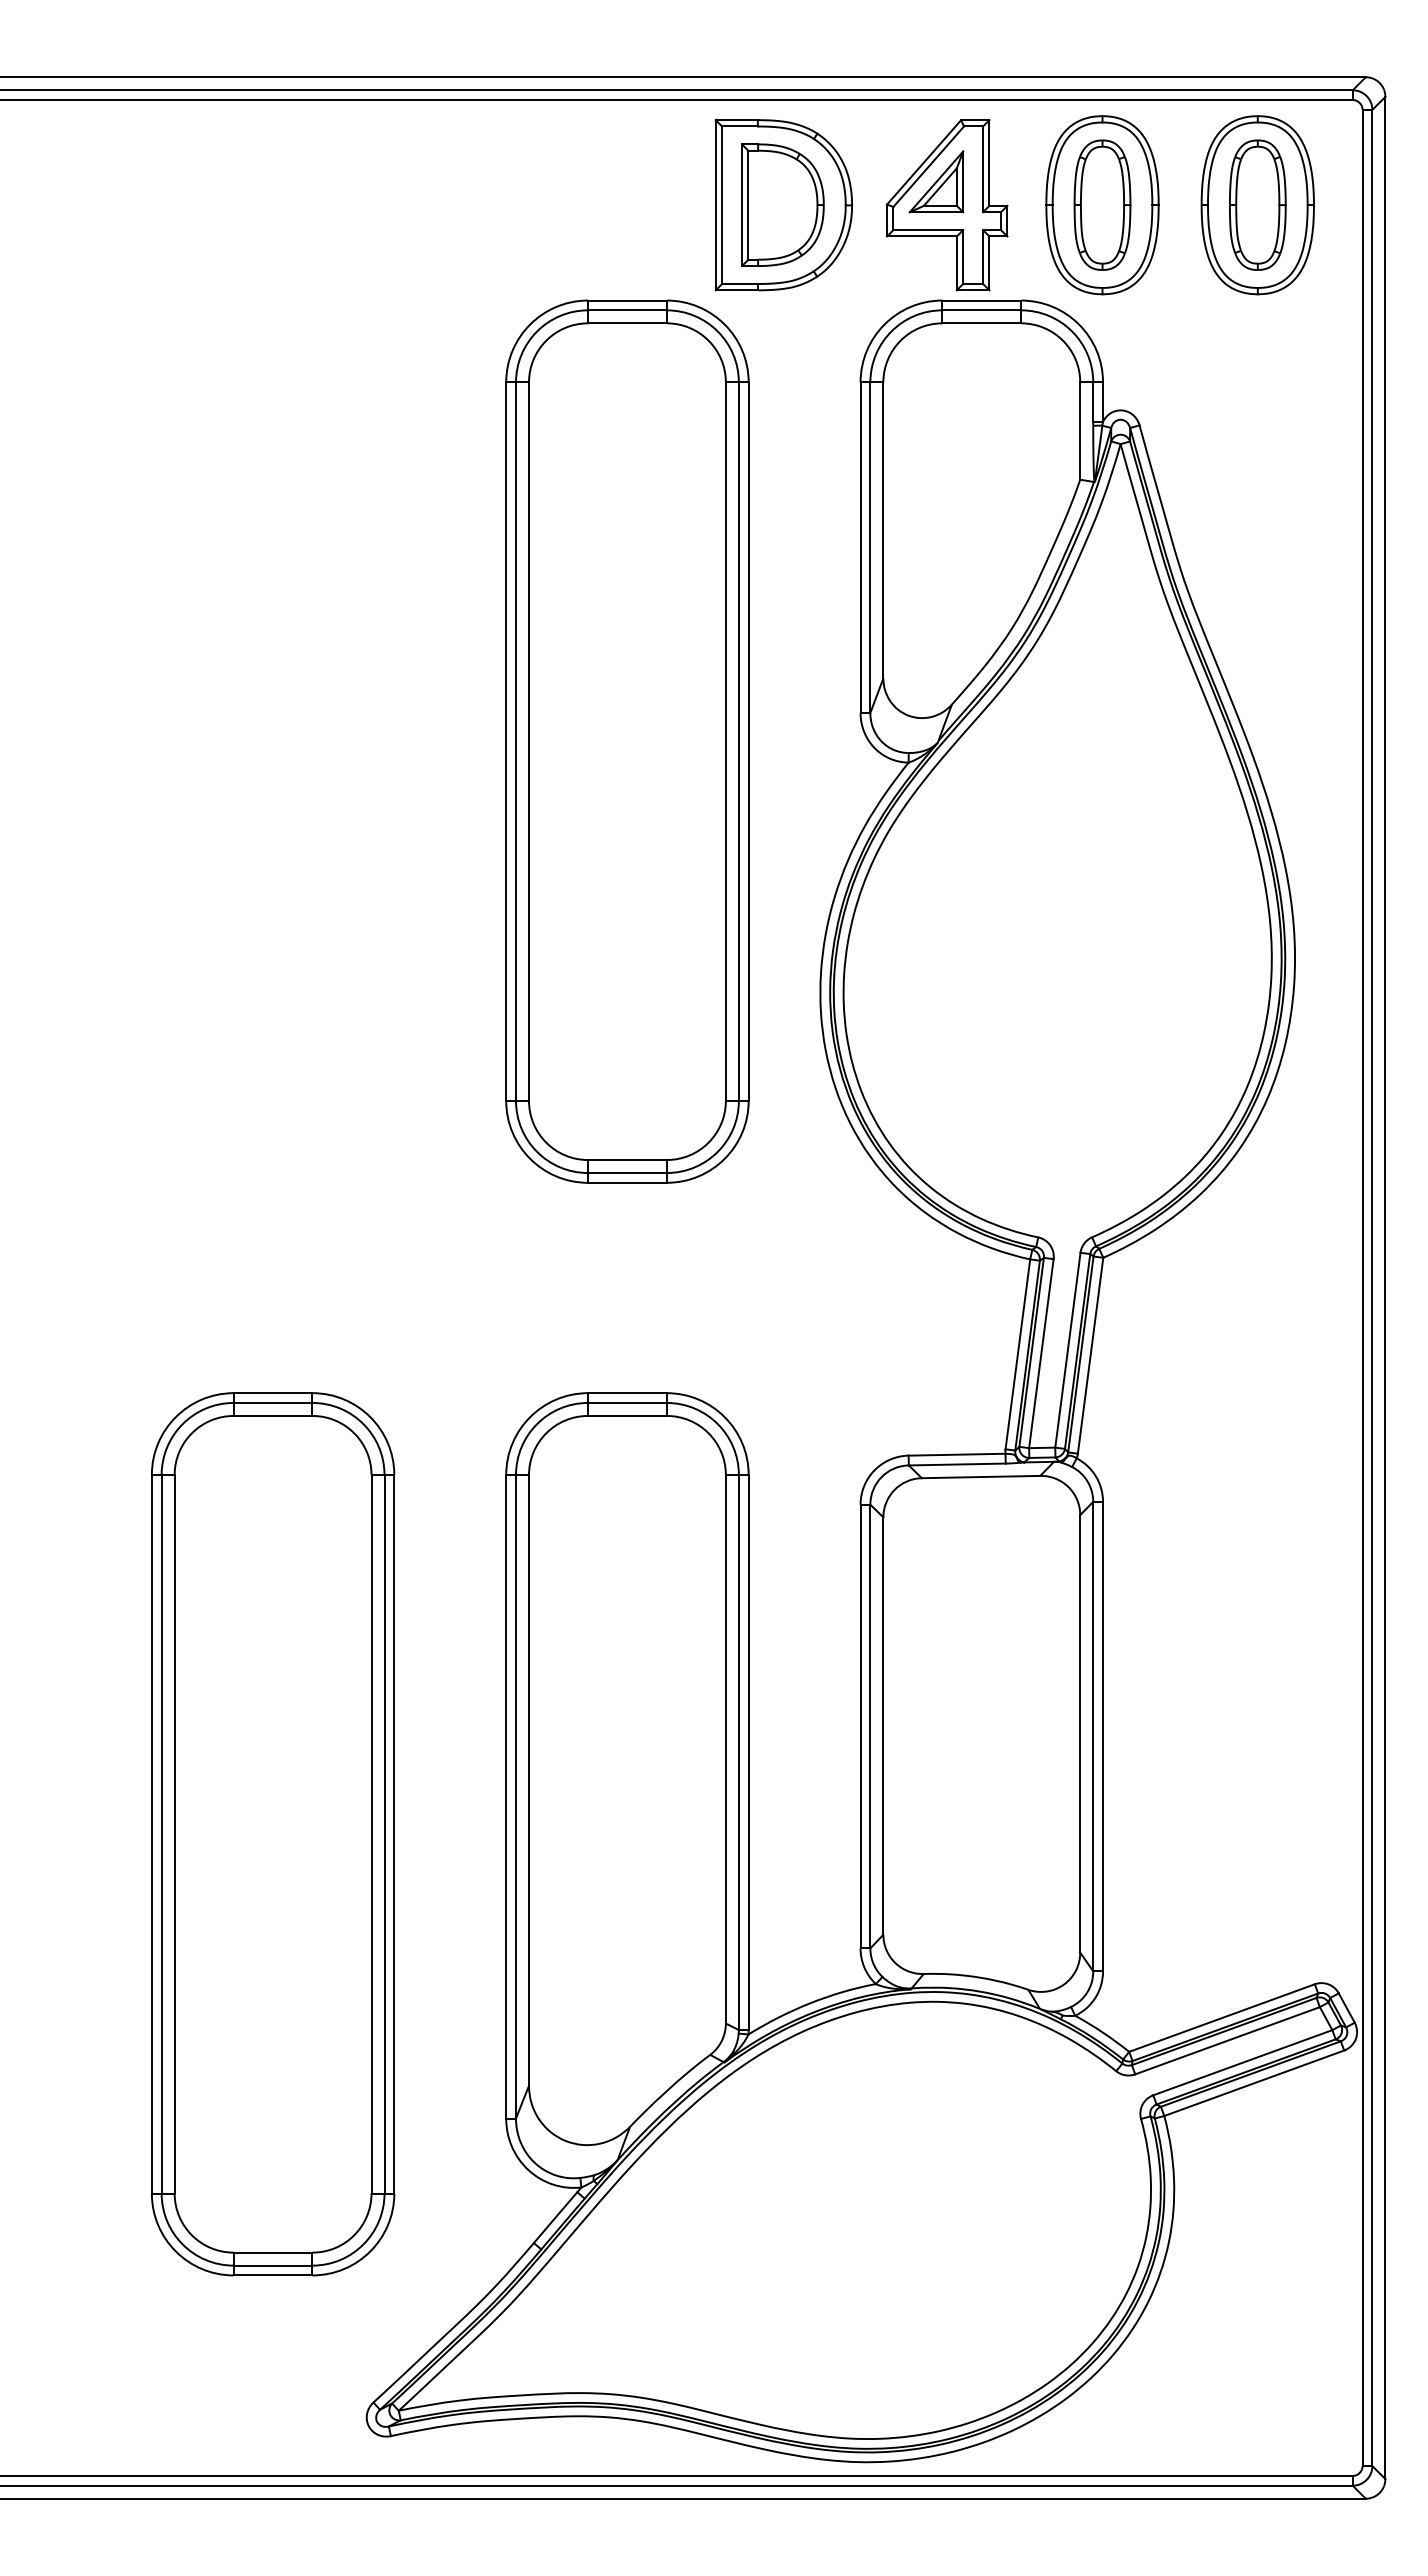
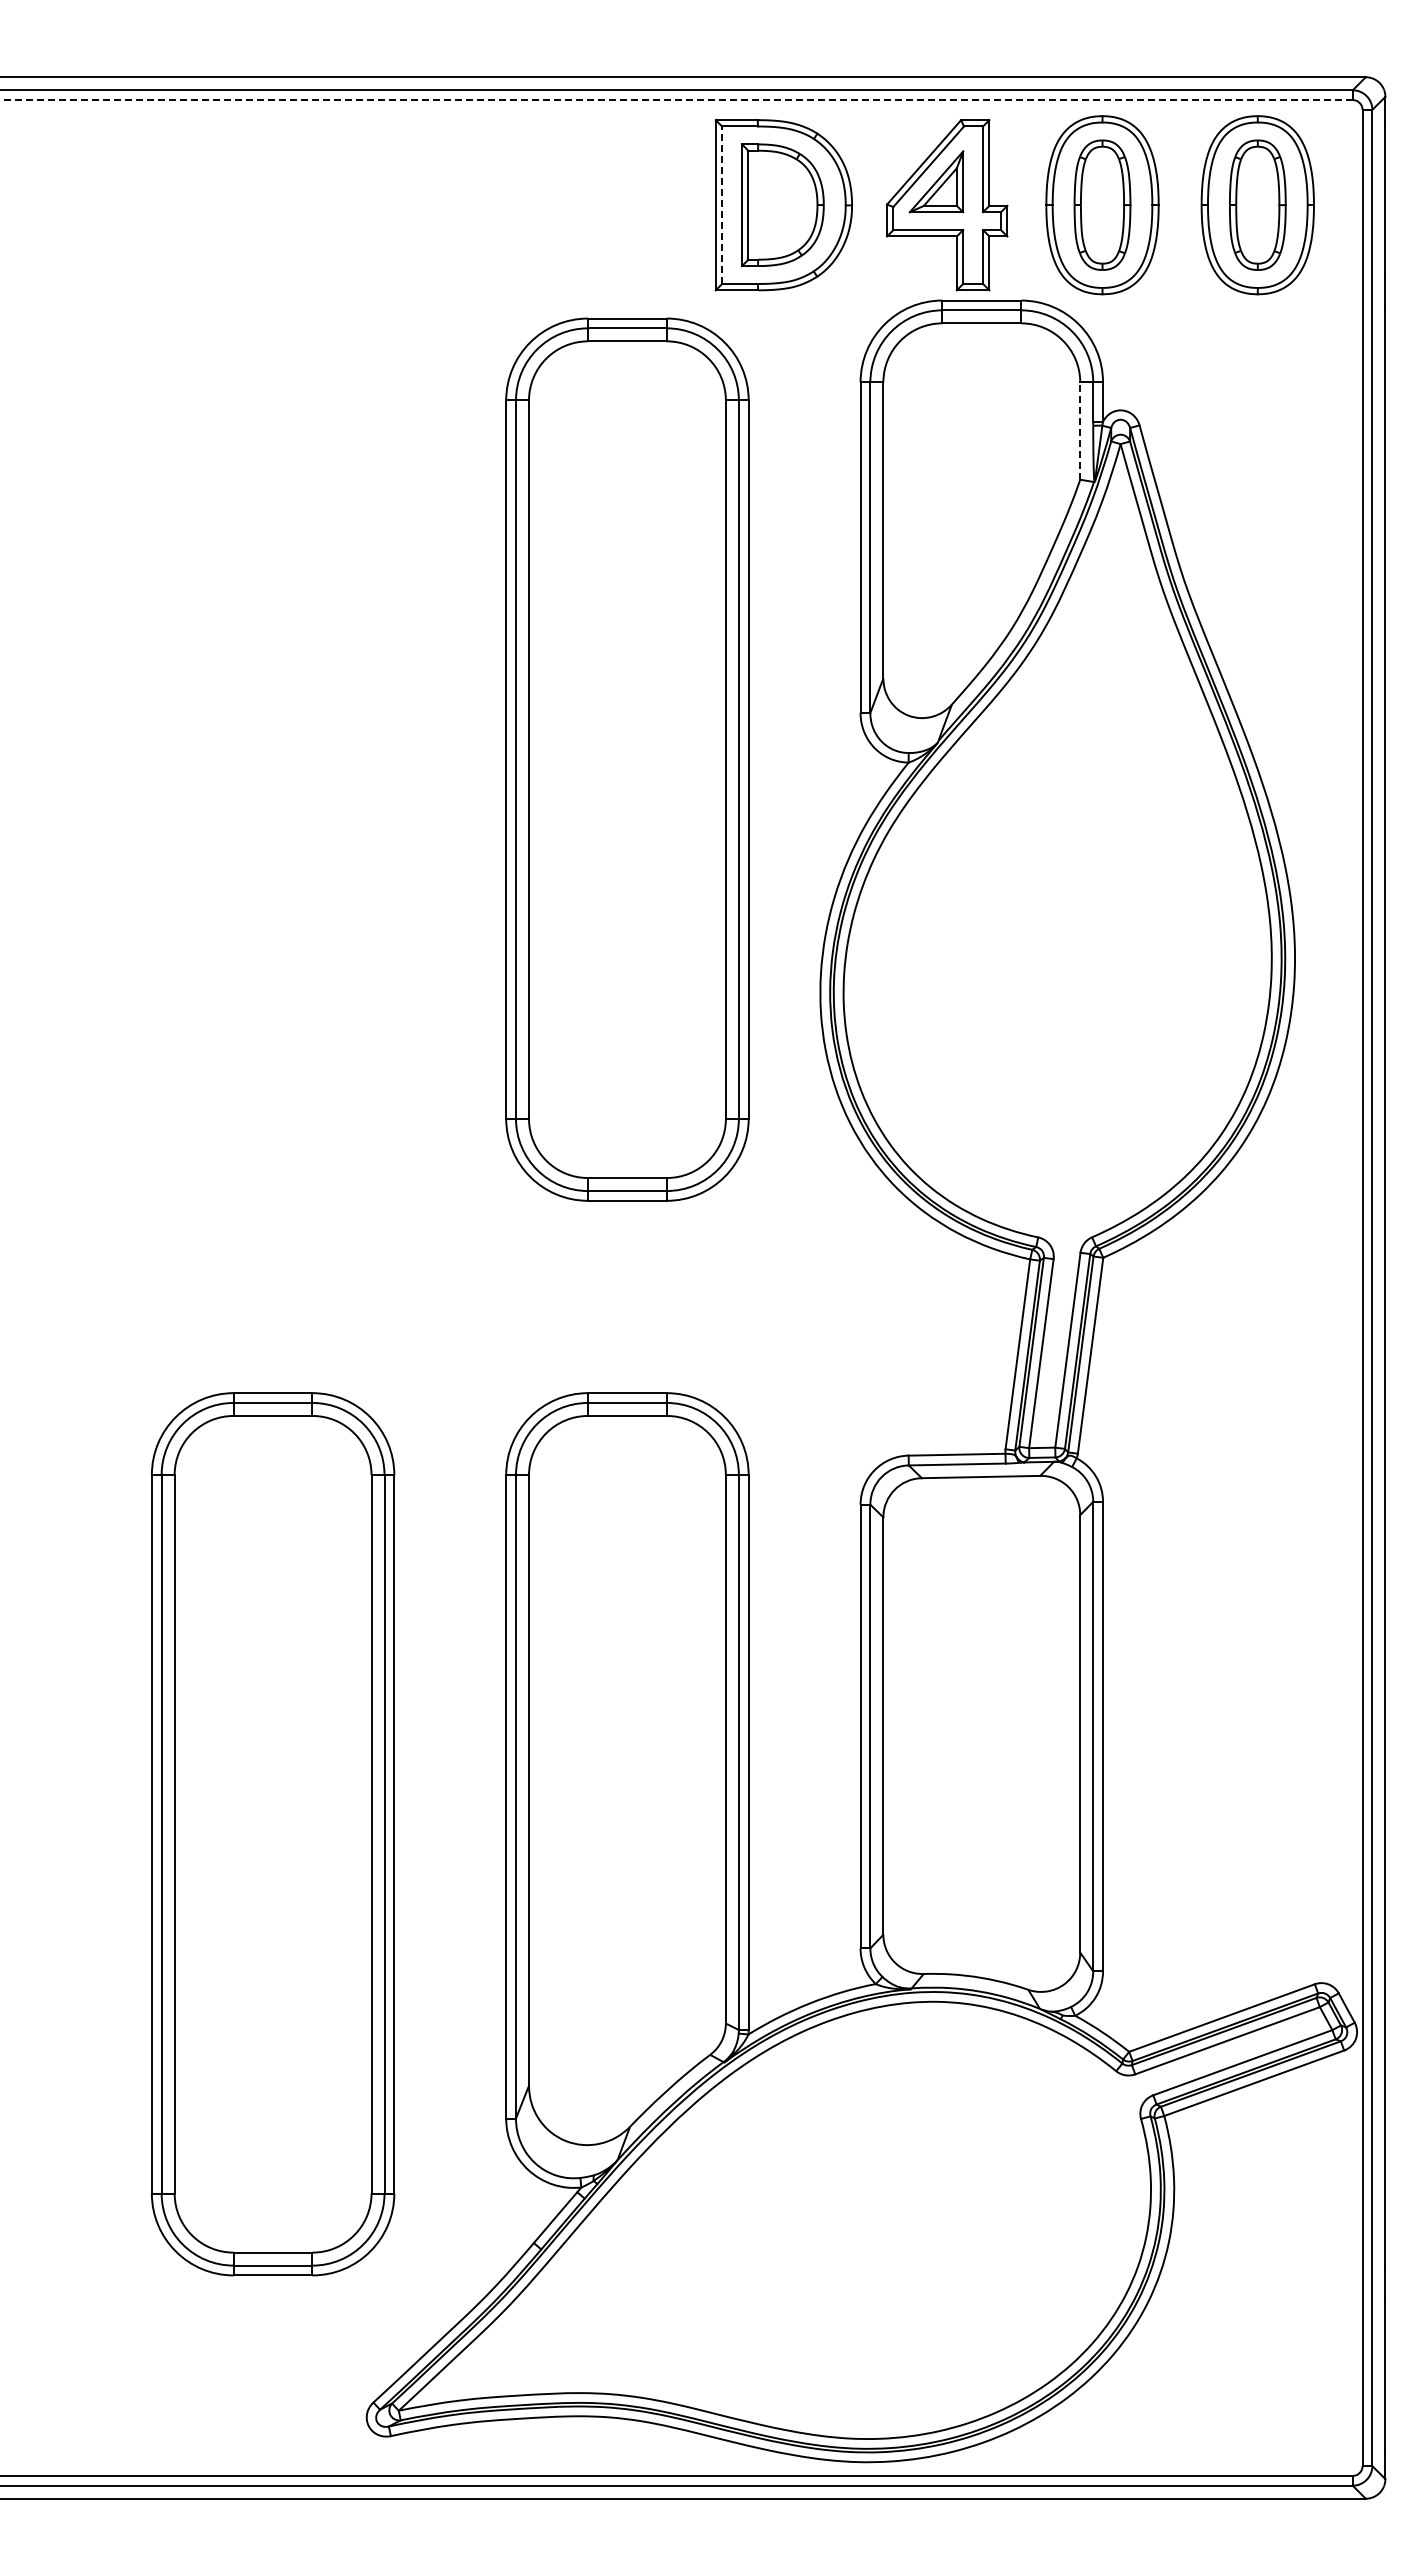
line: solid -> dashed (676, 100)
line: solid -> dashed (722, 205)
line: solid -> dashed (1080, 431)
part position: (627, 741) -> (627, 759) (627, 759)
